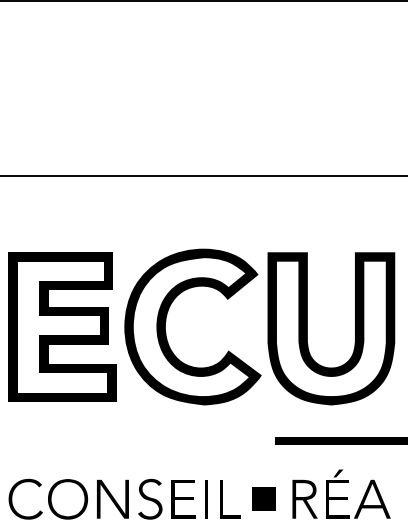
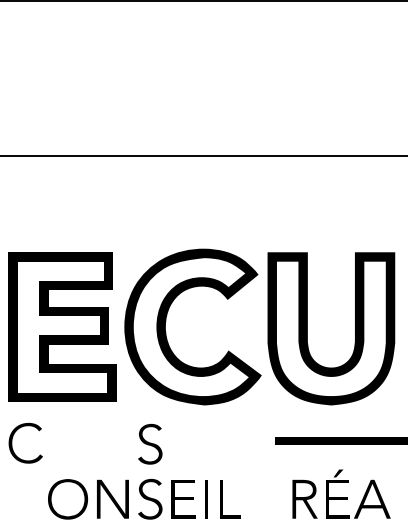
line position: (203, 175) -> (203, 155) (203, 155)
part: none -> present (150, 444)
part position: (12, 498) -> (12, 442) (12, 442)
fill: present -> none (263, 498)
